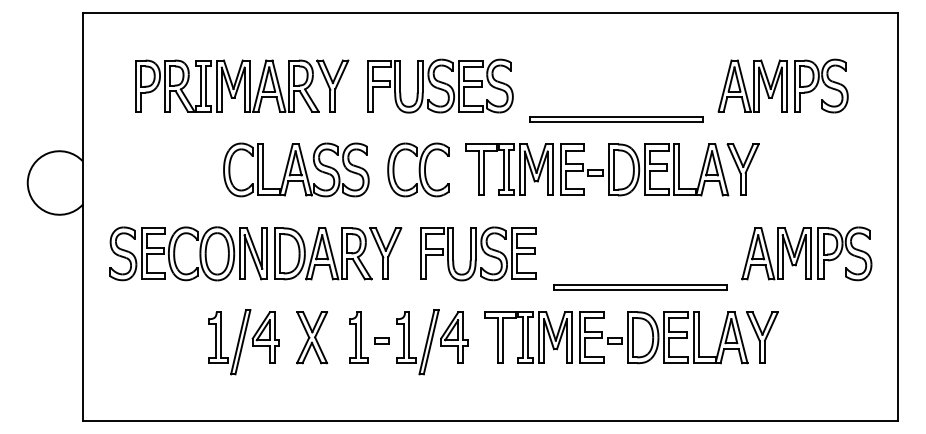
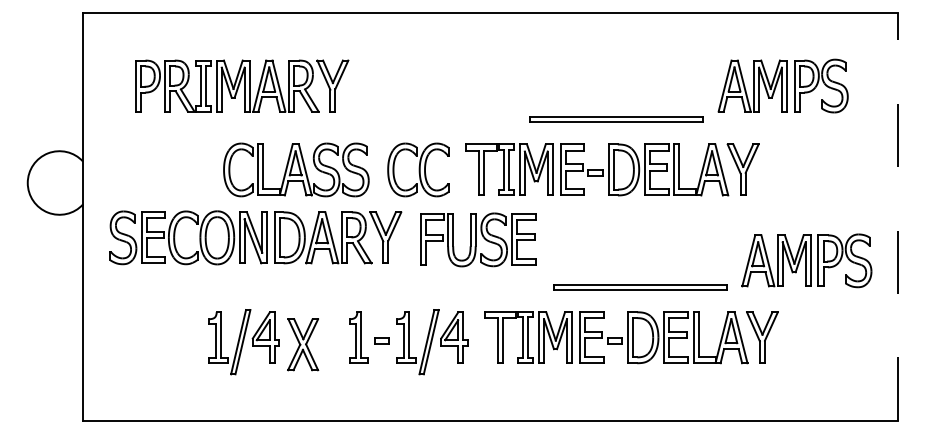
part: present -> none (440, 85)
line: solid -> dashed (898, 217)
part position: (255, 253) -> (255, 237) (255, 237)
part position: (478, 253) -> (478, 239) (478, 239)
part position: (806, 253) -> (806, 260) (806, 260)
part position: (312, 337) -> (303, 344) (303, 344)
